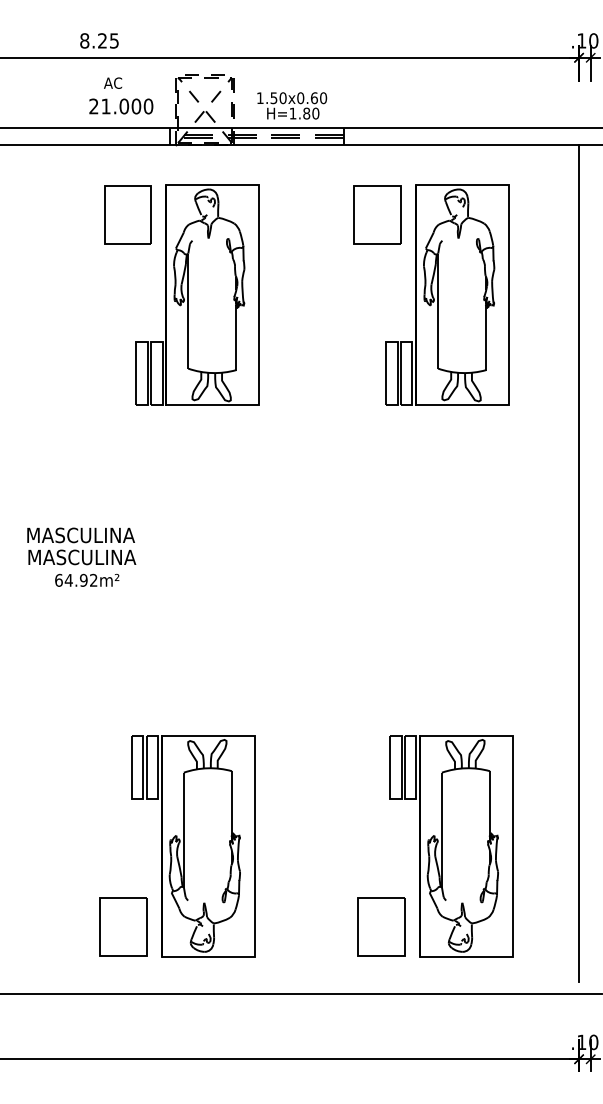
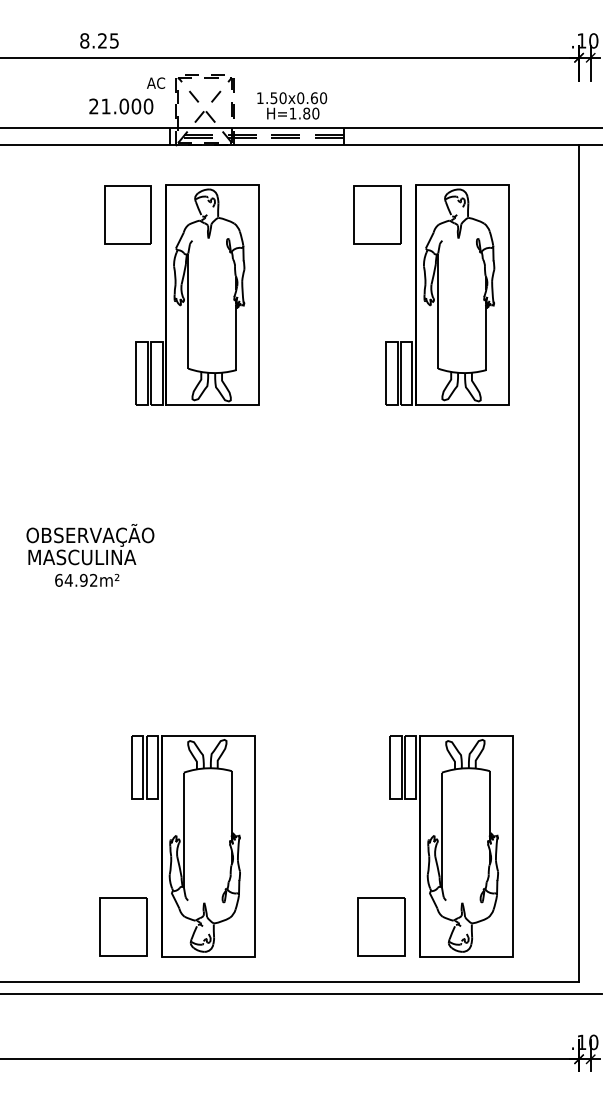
text position: (113, 82) -> (156, 82) (156, 82)
text: MASCULINA -> OBSERVAÇÃO (90, 535)
line: none -> present (290, 981)
